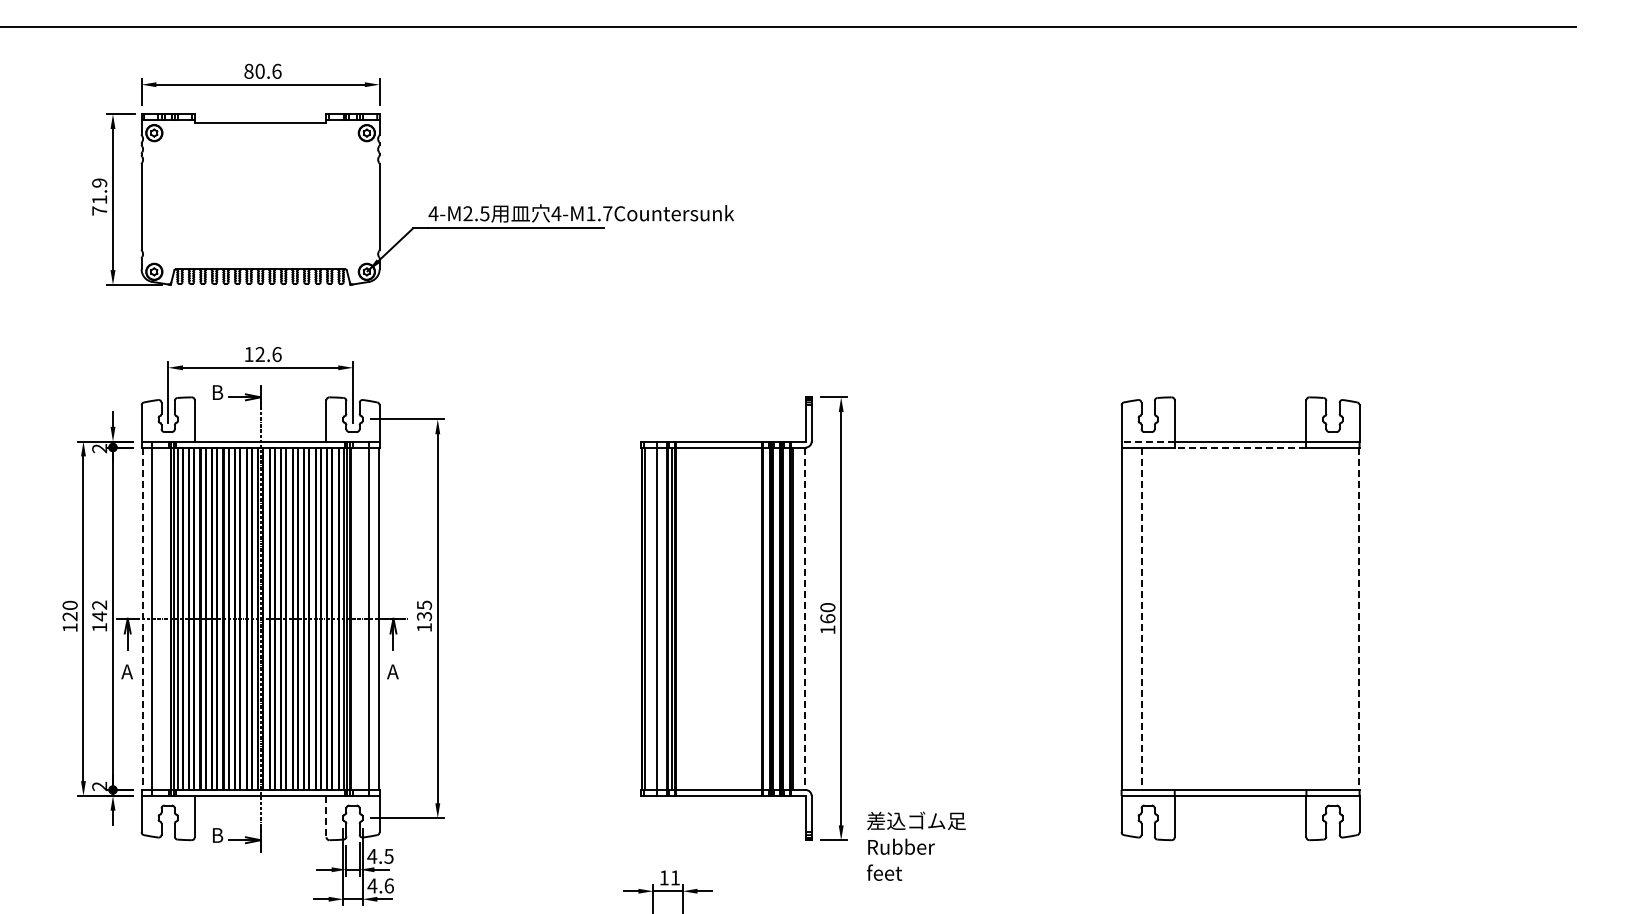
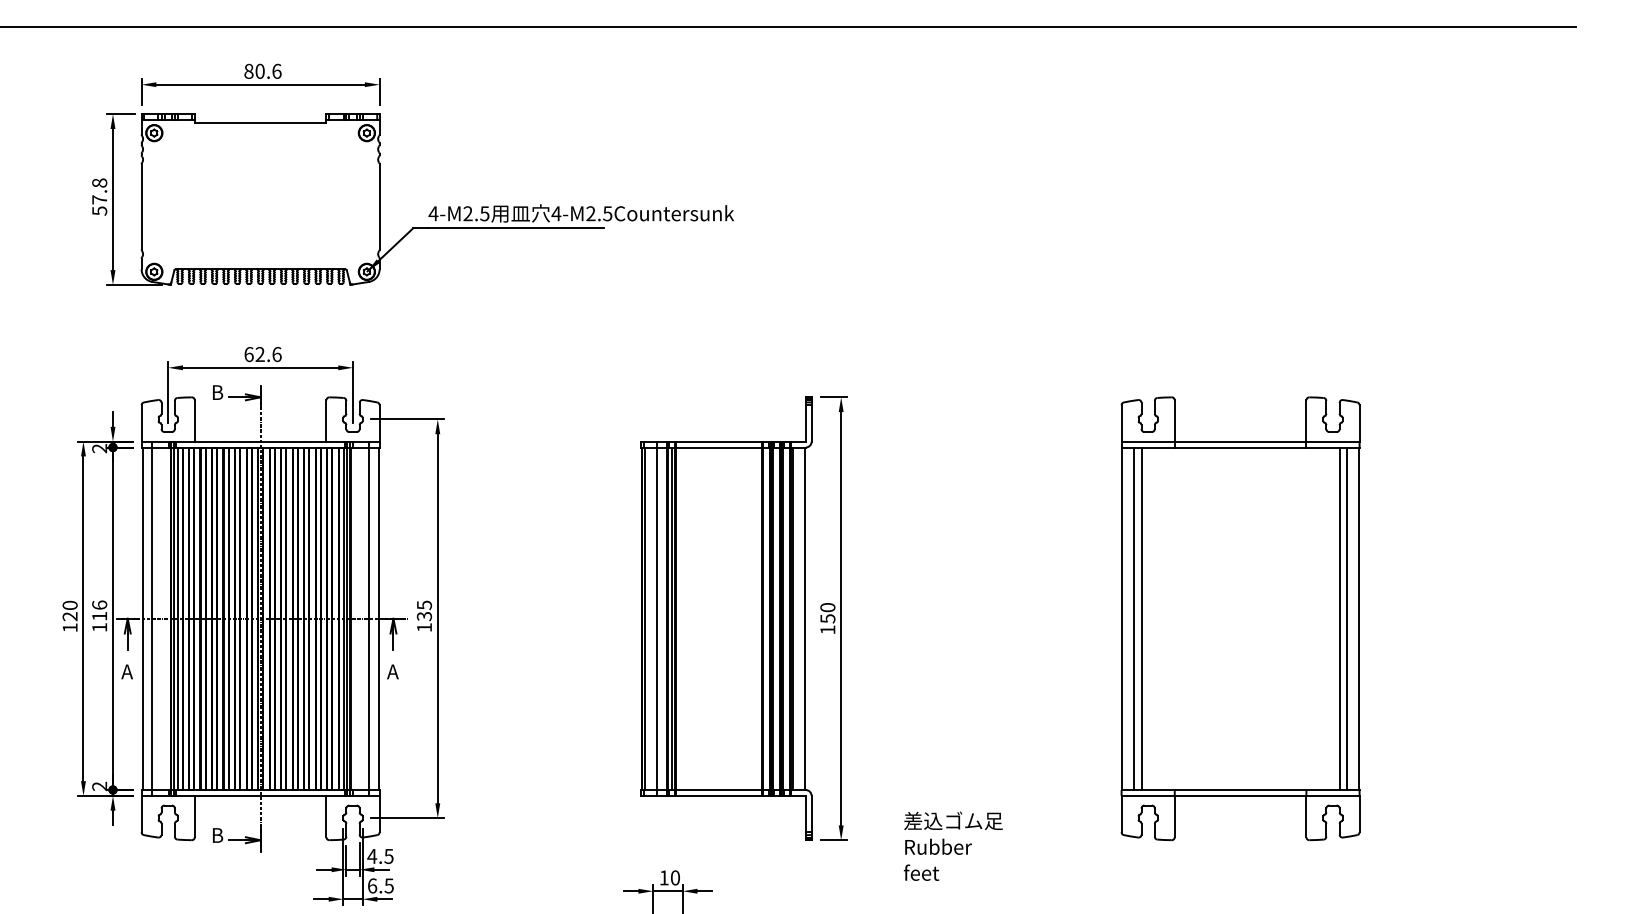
text: 71.9 -> 57.8 (99, 196)
text: 4-M1.7Countersunk -> 4-M2.5Countersunk (599, 213)
text: 12.6 -> 62.6 (248, 354)
line: dashed -> solid (1148, 441)
line: dashed -> solid (1240, 447)
text: 142 -> 116 (99, 610)
text: 160 -> 150 (827, 618)
line: none -> present (1134, 618)
line: none -> present (1339, 618)
line: none -> present (1346, 618)
line: dashed -> solid (142, 619)
line: dashed -> solid (804, 619)
line: dashed -> solid (1141, 619)
line: dashed -> solid (1358, 619)
line: dashed -> solid (326, 816)
text position: (915, 845) -> (952, 845) (952, 845)
text: 11 -> 10 (675, 877)
text: 4.6 -> 6.5 (380, 885)
